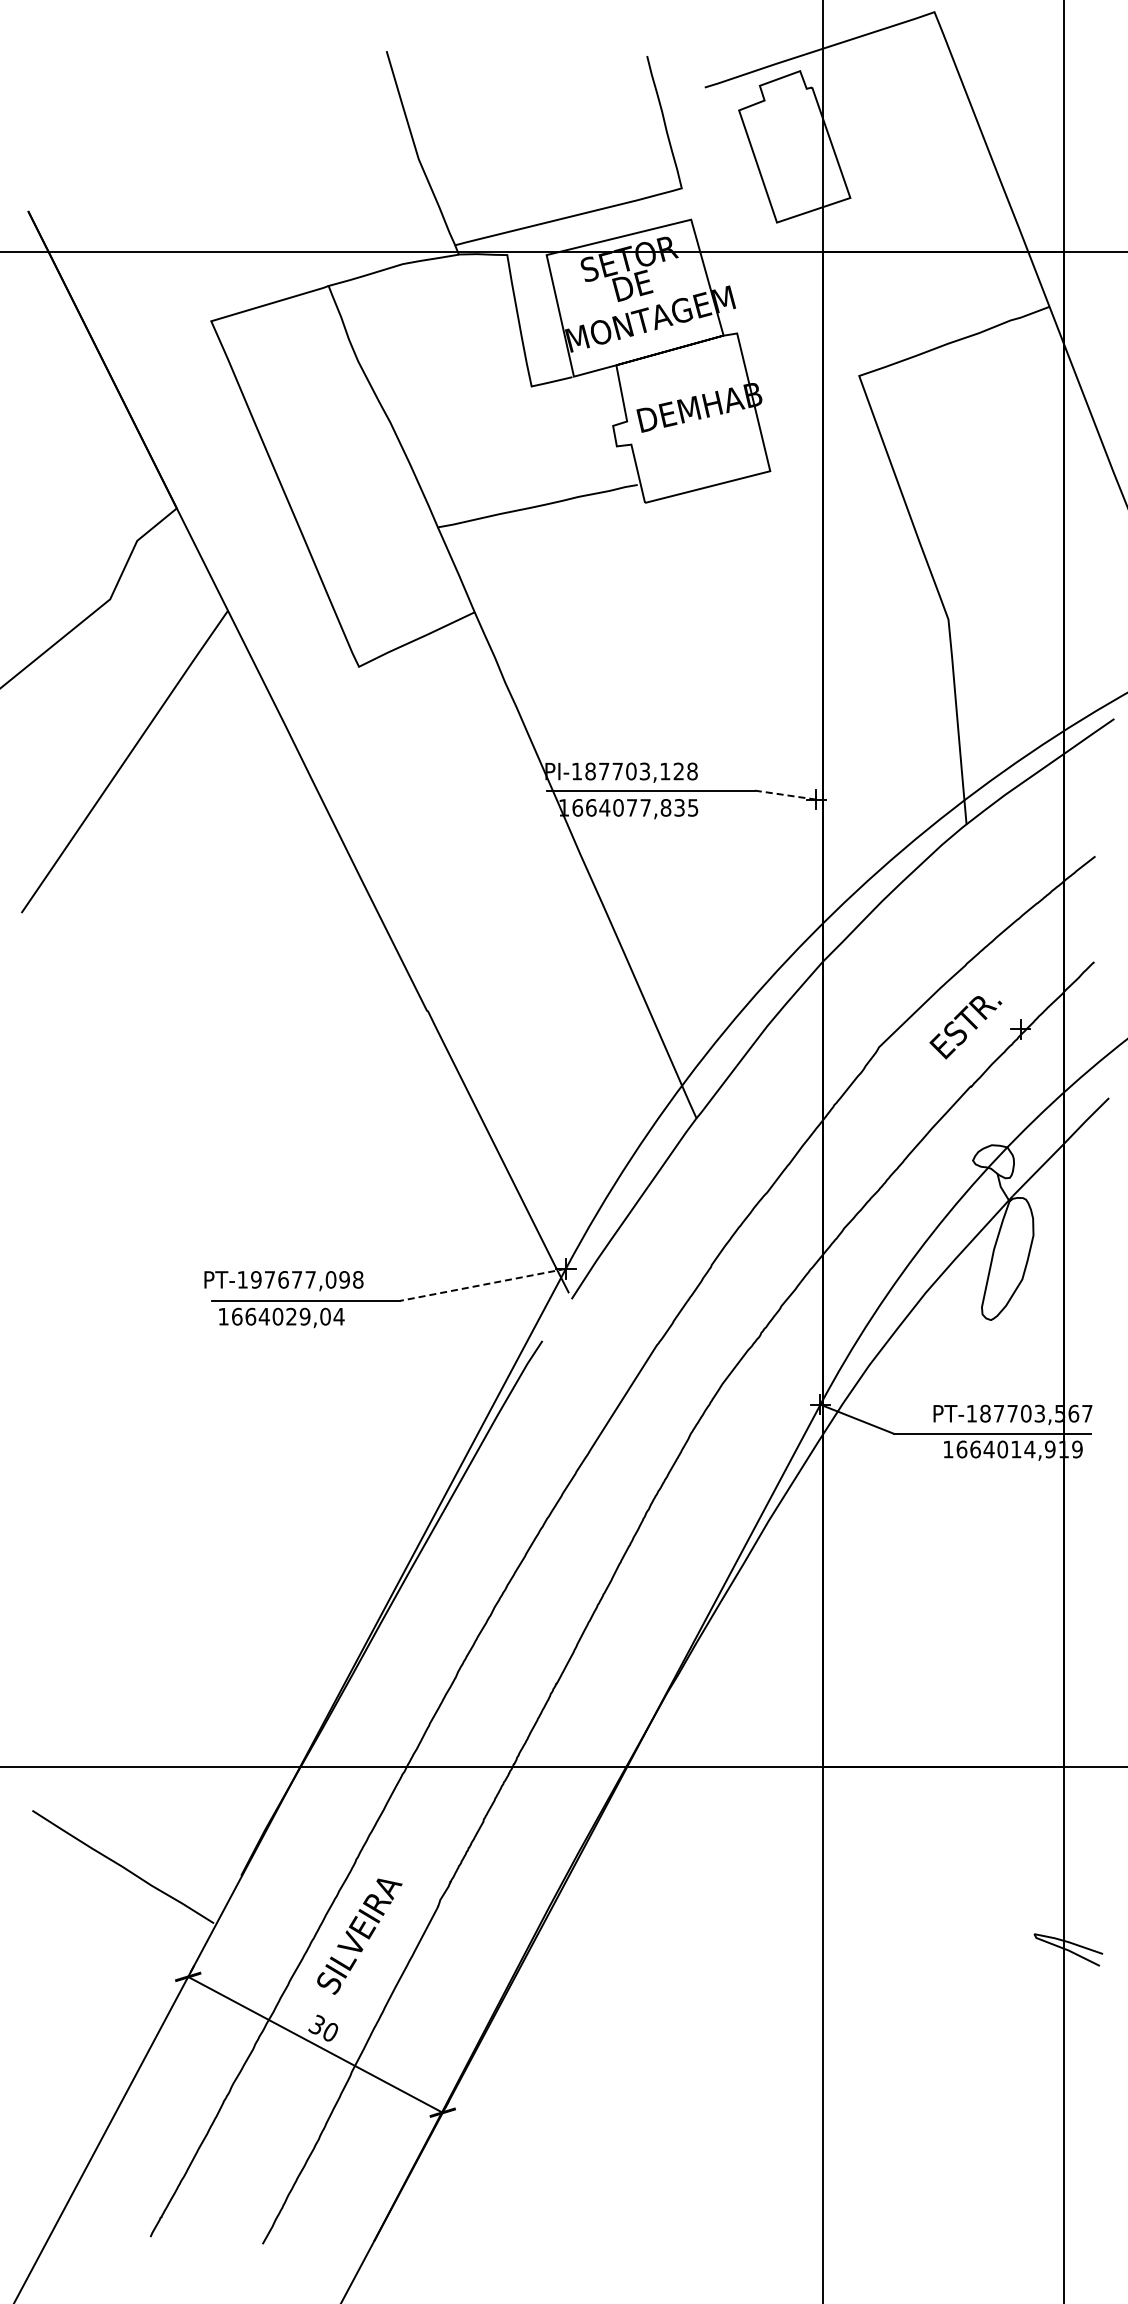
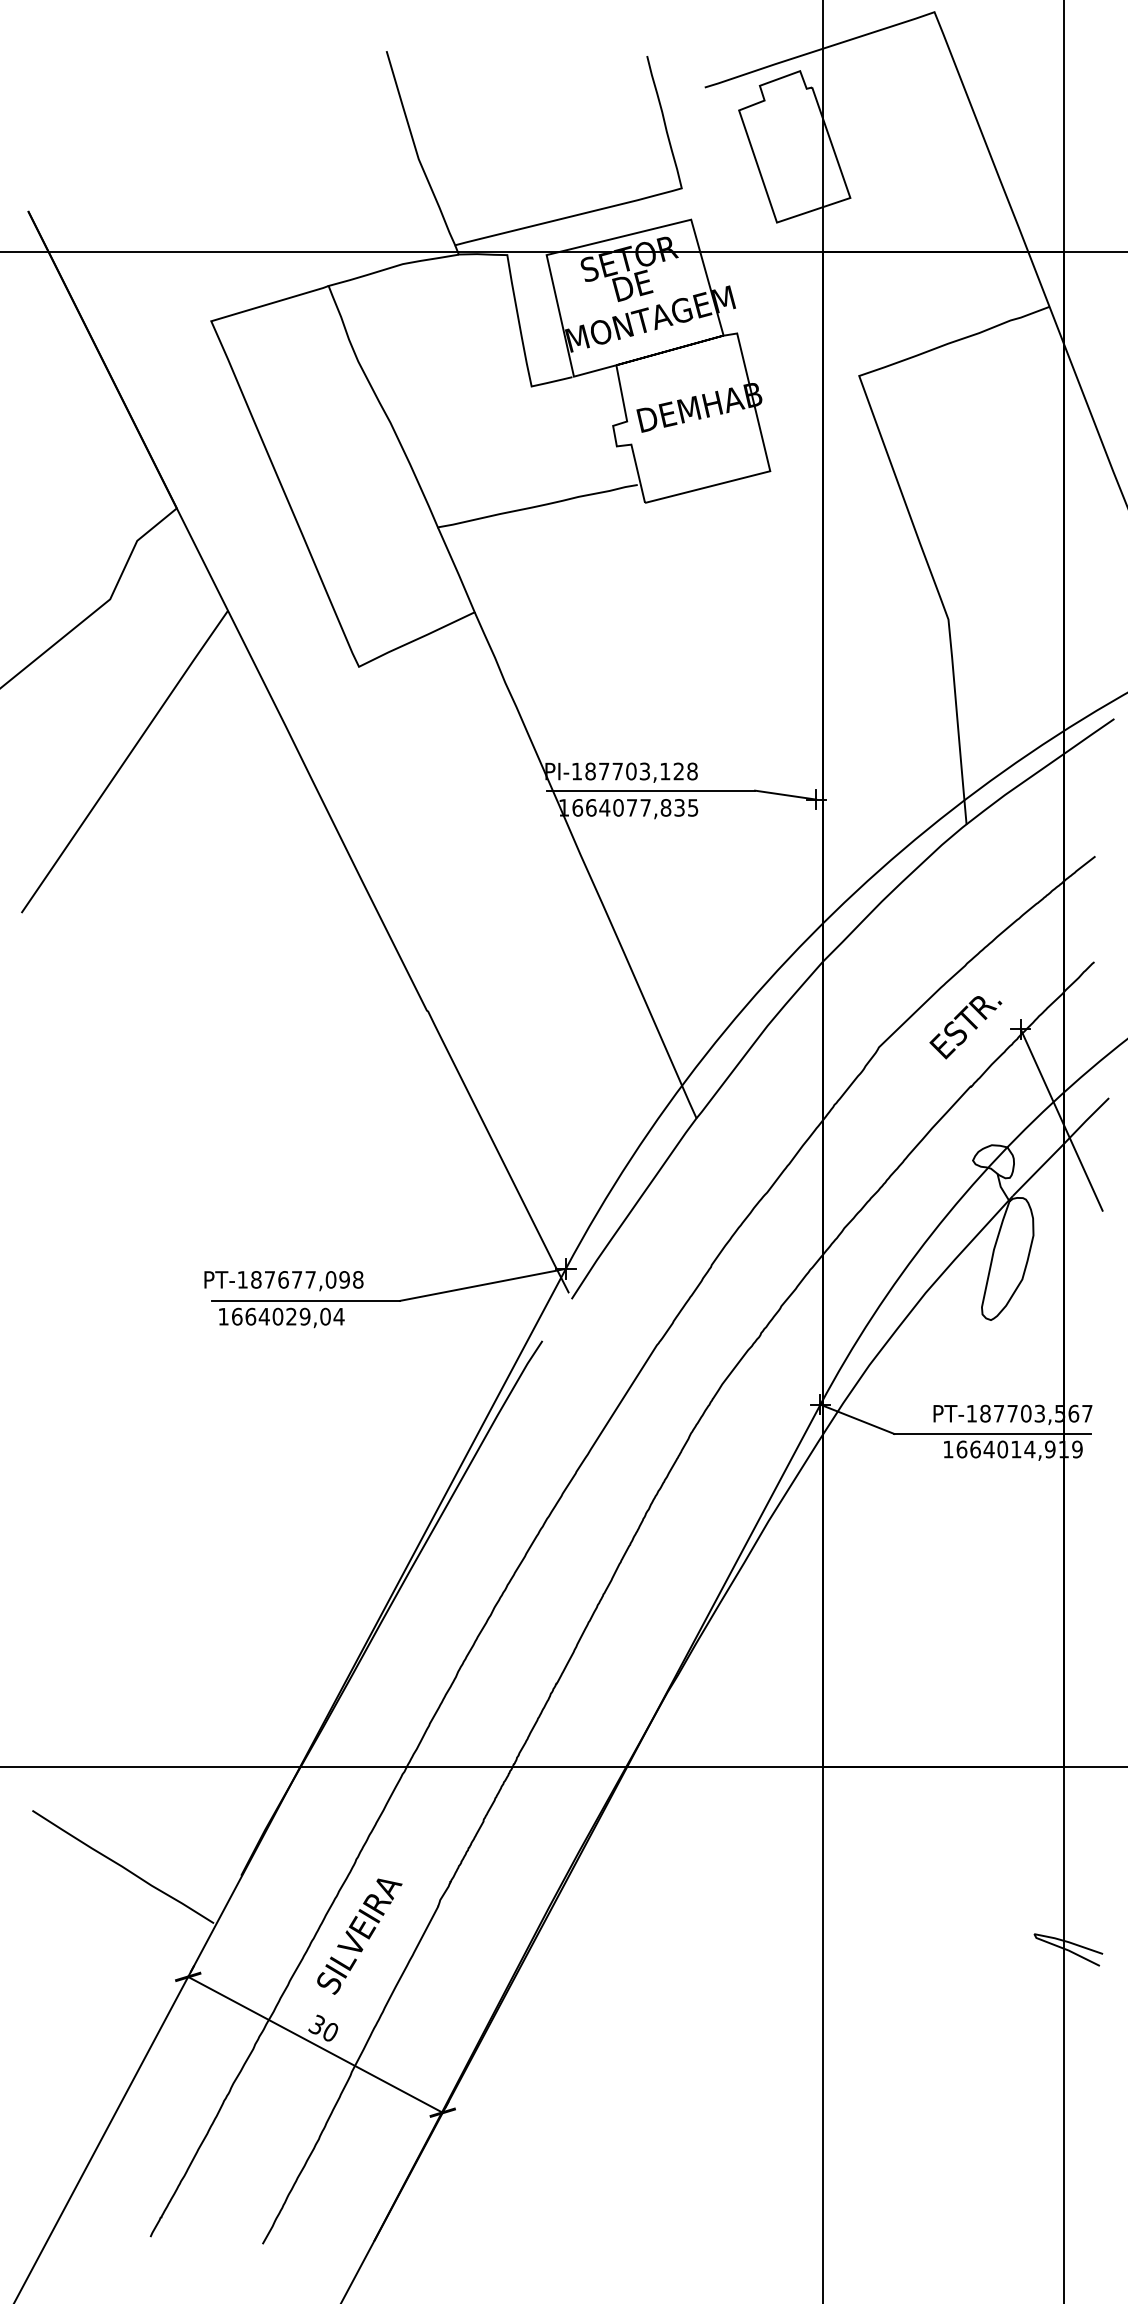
line: dashed -> solid (785, 795)
line: none -> present (1061, 1119)
text: PT-197677,098 -> PT-187677,098 (256, 1279)
line: dashed -> solid (482, 1284)
